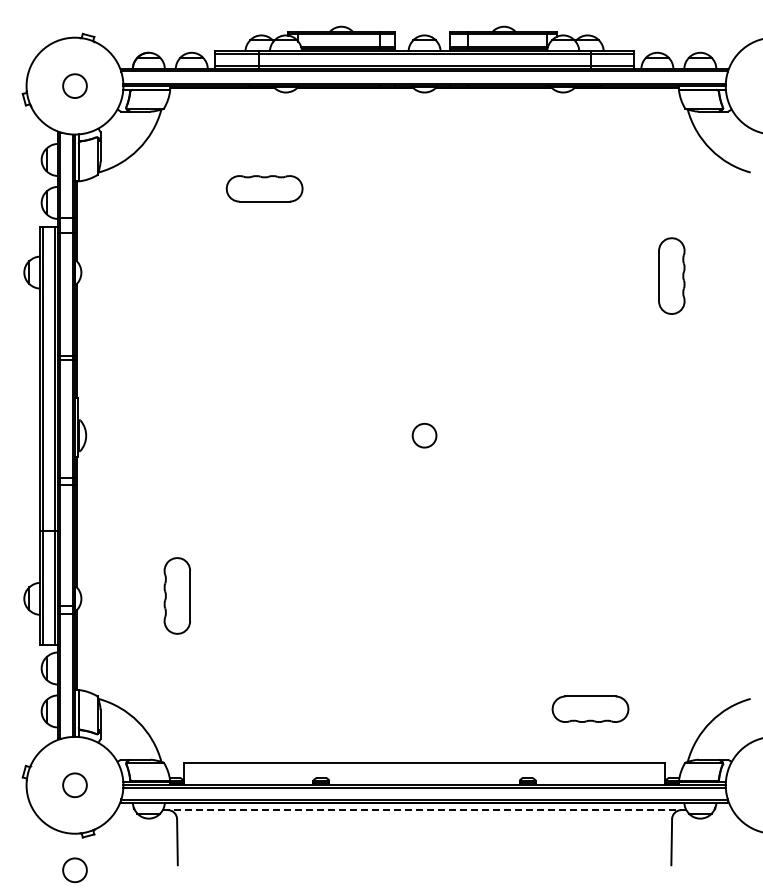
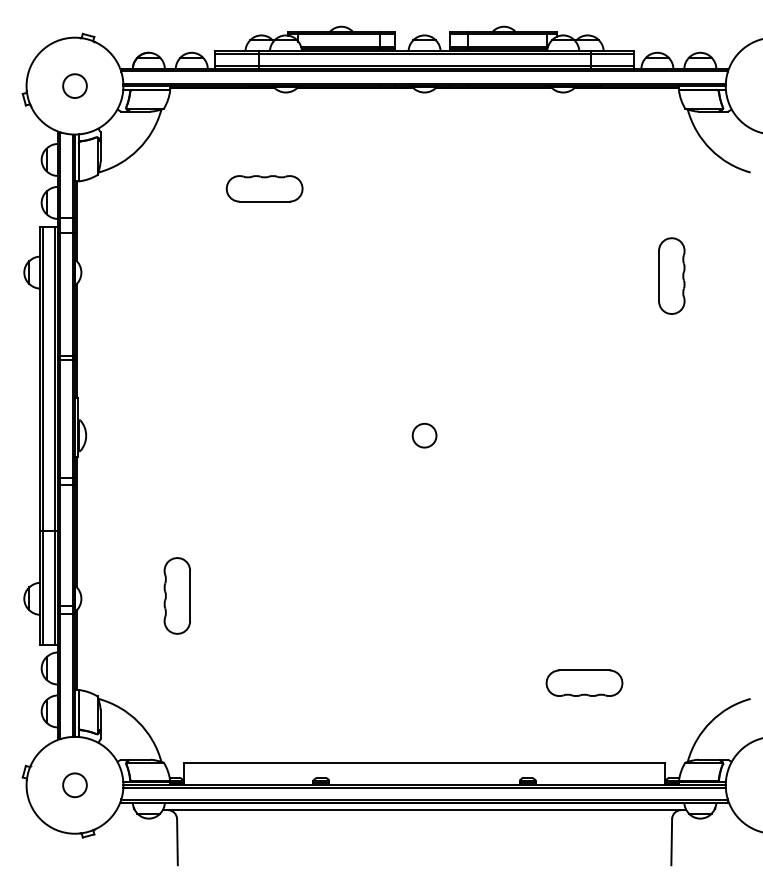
part position: (590, 708) -> (584, 682) (584, 682)
line: dashed -> solid (424, 810)
circle: present -> none (74, 870)
